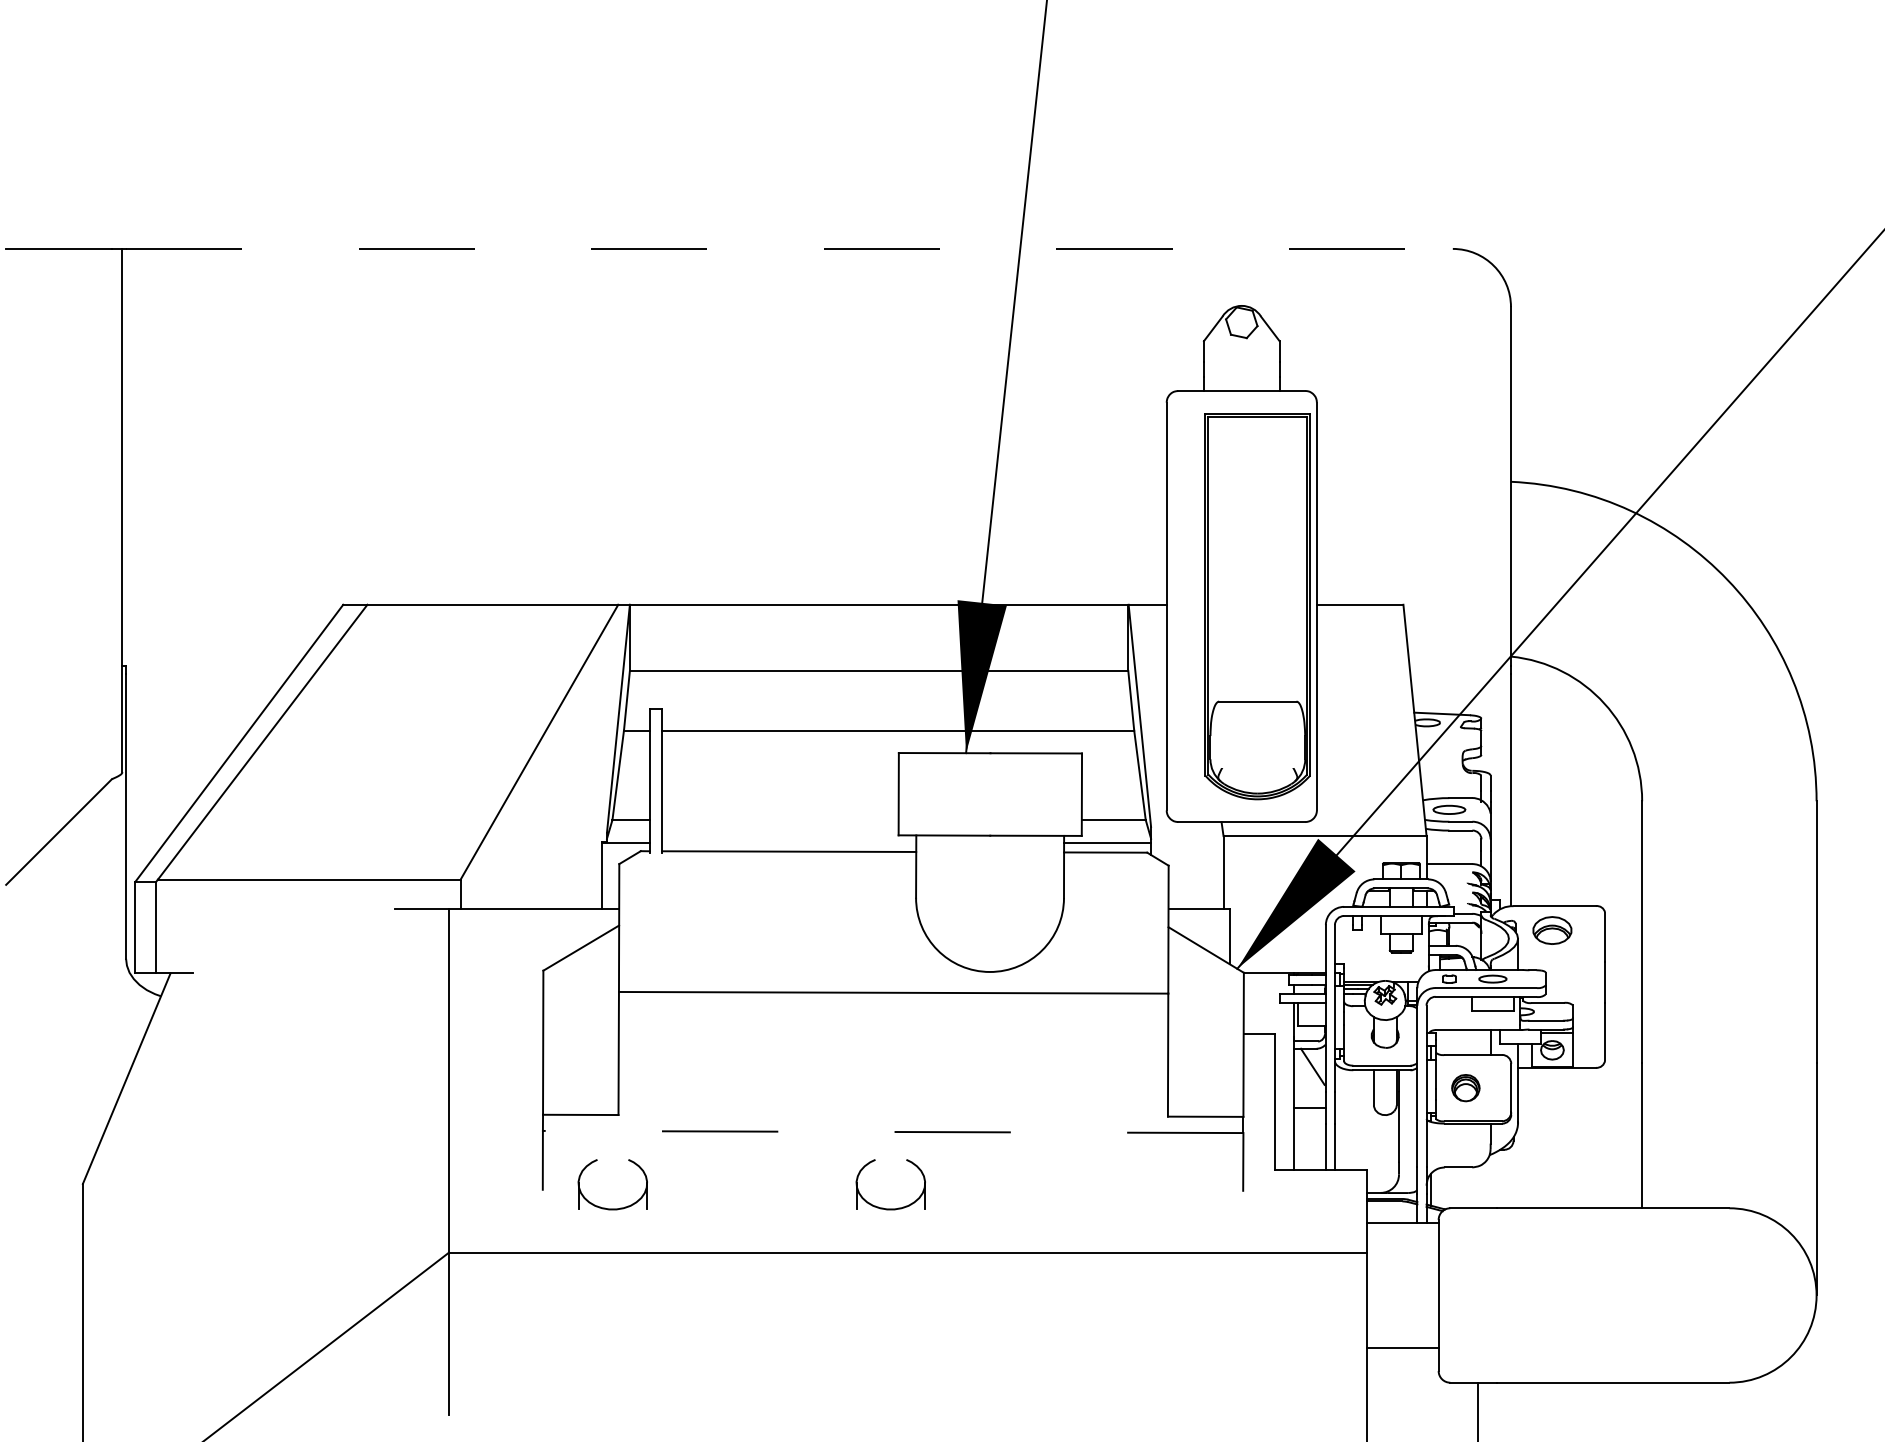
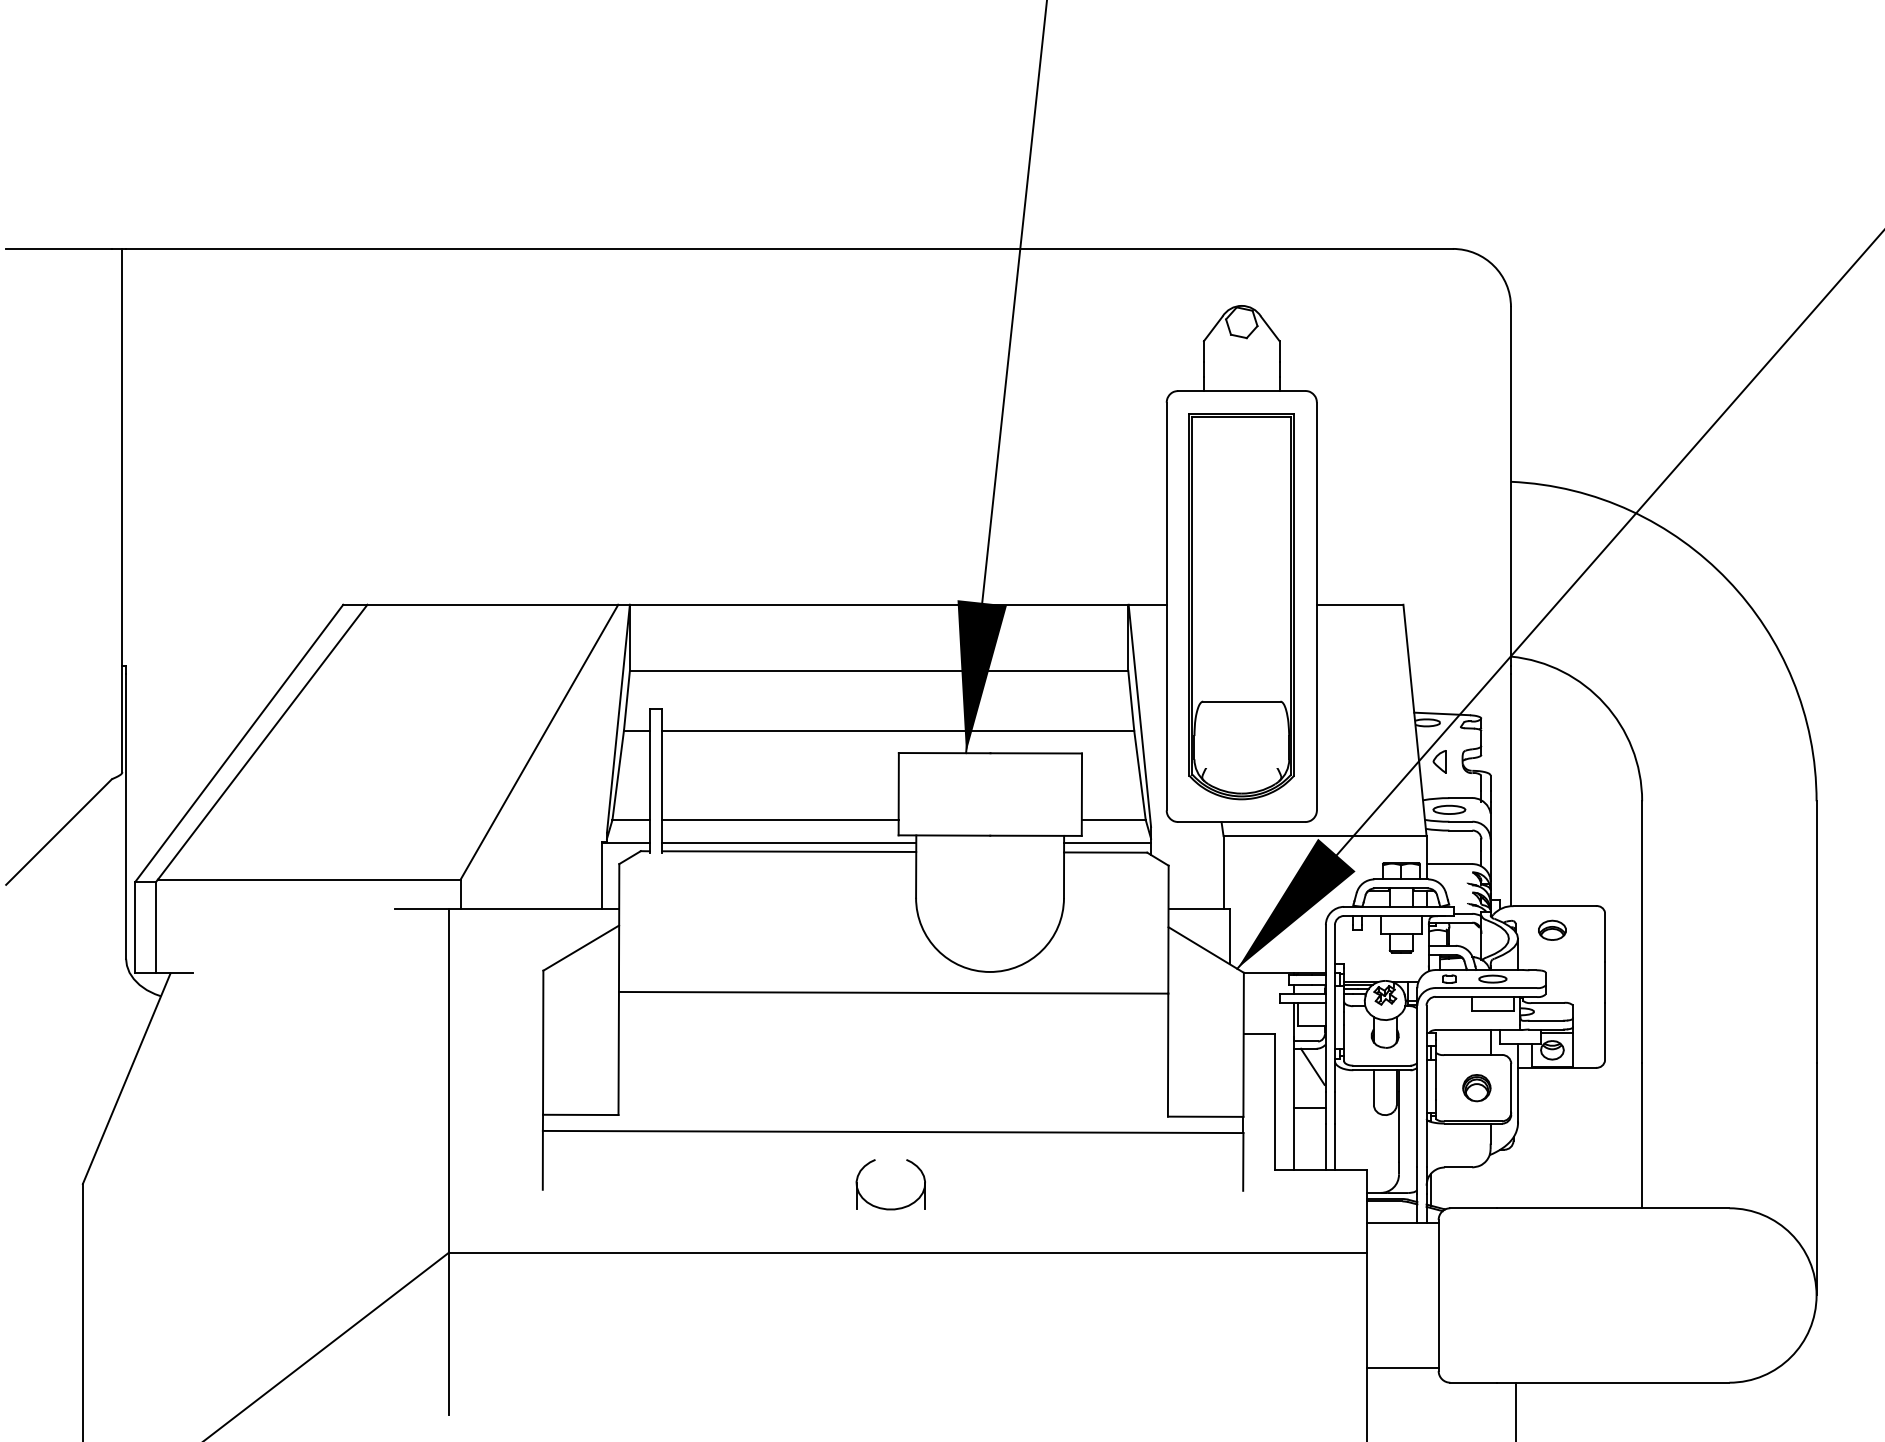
line: dashed -> solid (789, 248)
part position: (1257, 606) -> (1241, 606) (1241, 606)
part: none -> present (1439, 761)
line: none -> present (780, 820)
line: none -> present (789, 842)
part size: 41x29 px -> 29x22 px (1552, 929)
part position: (1465, 1088) -> (1476, 1088) (1476, 1088)
line: dashed -> solid (892, 1131)
part: present -> none (612, 1208)
line position: (1402, 1348) -> (1402, 1368) (1402, 1368)
line position: (1477, 1410) -> (1515, 1410) (1515, 1410)
